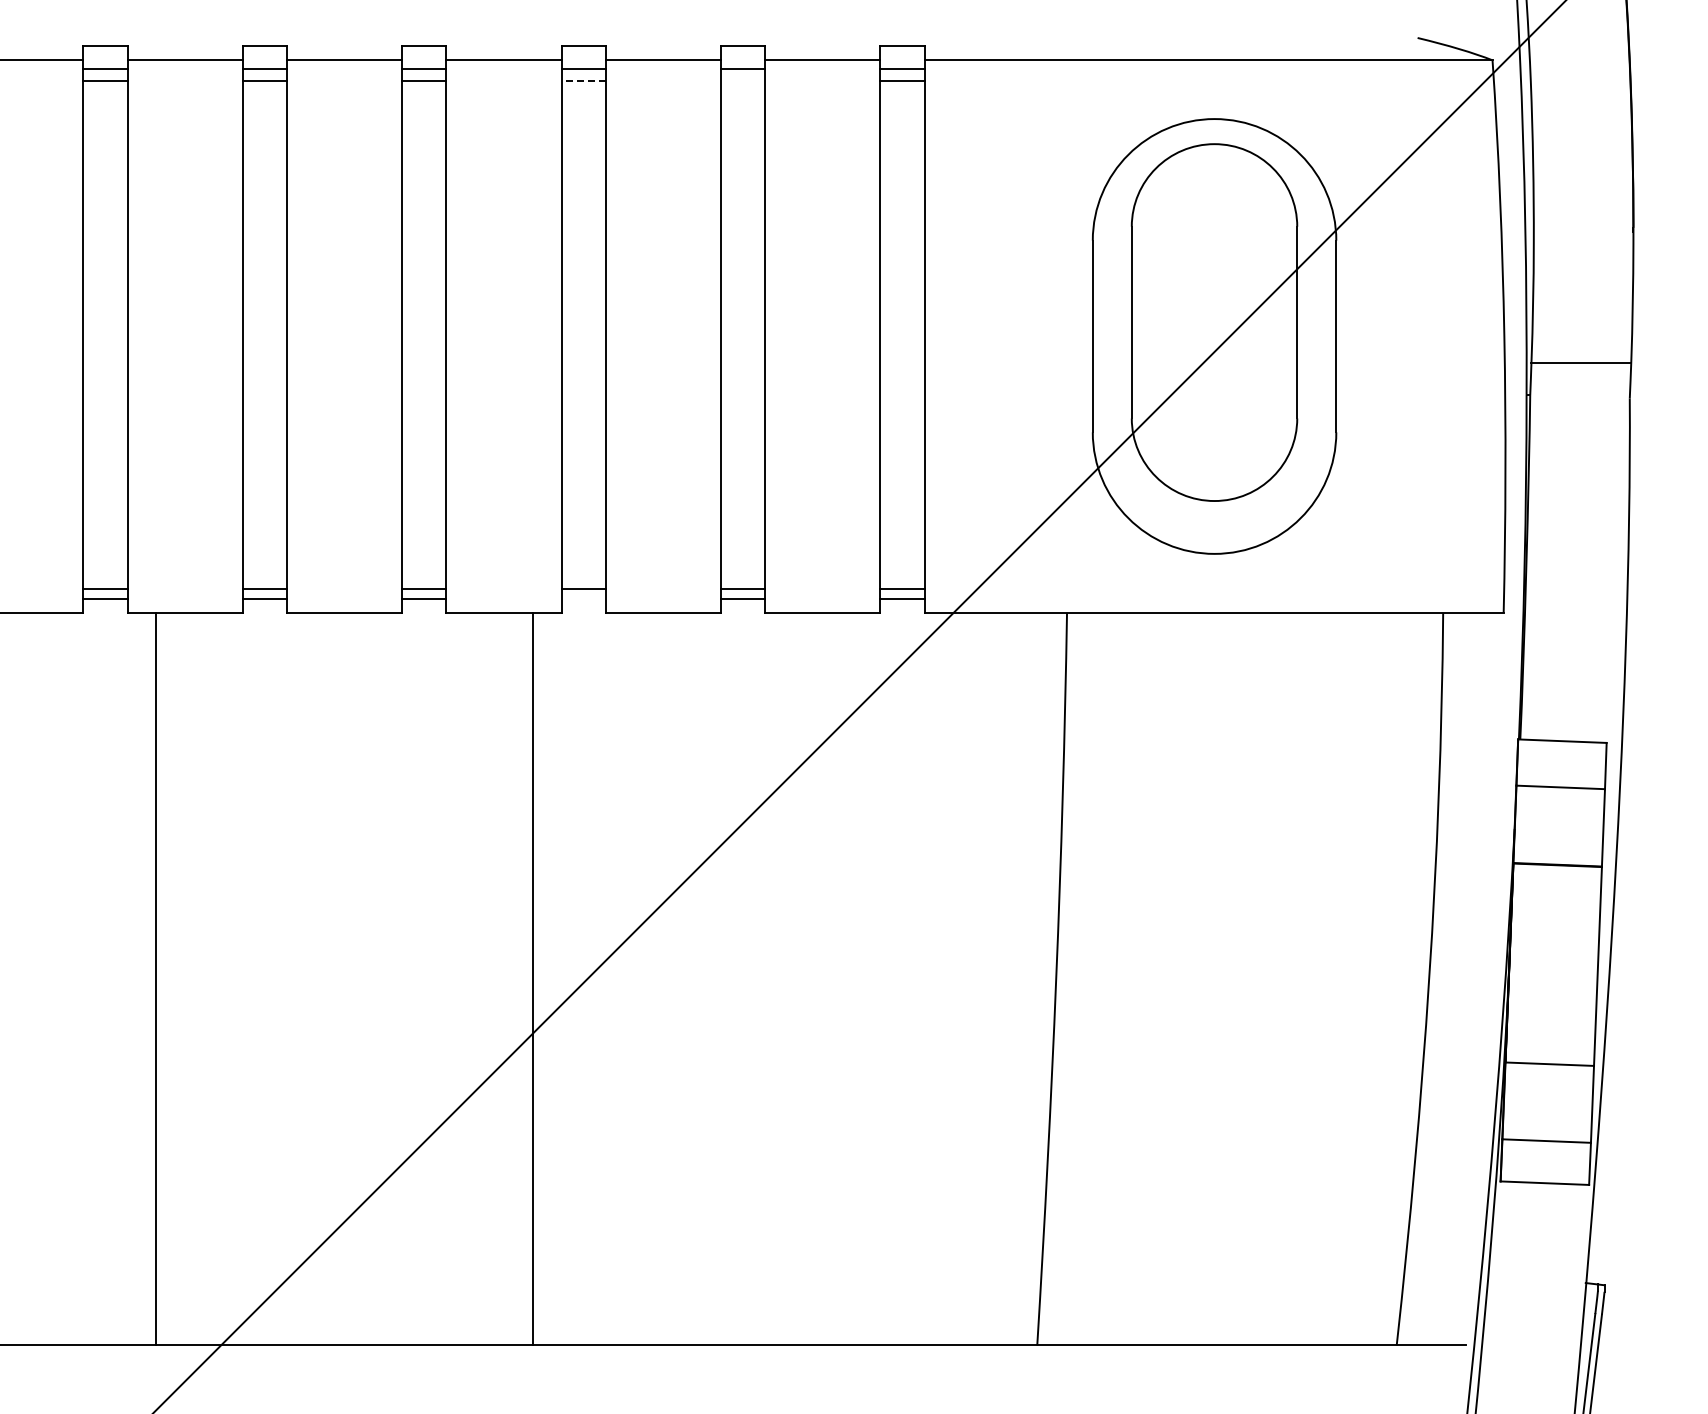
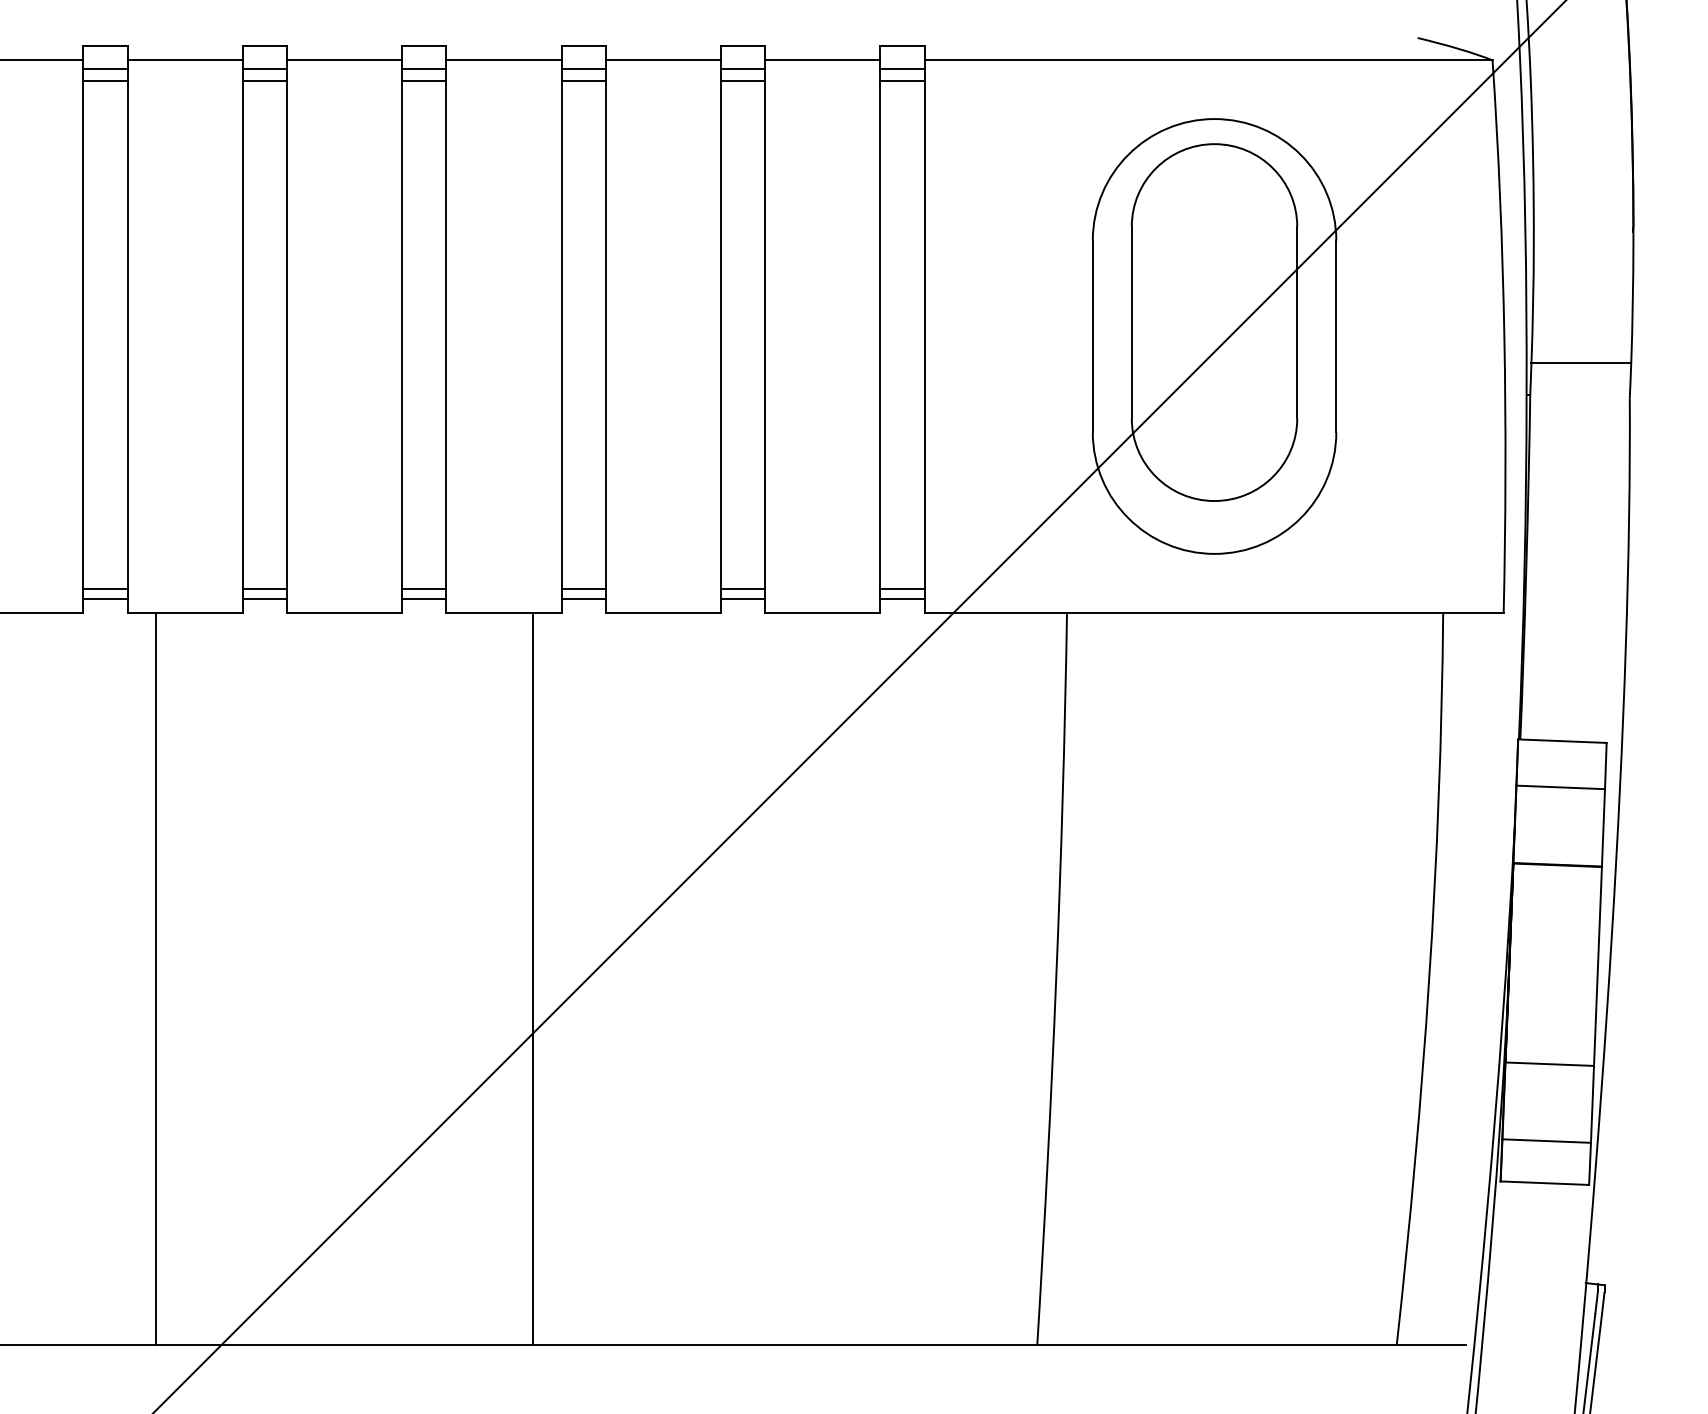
line: dashed -> solid (583, 81)
line: none -> present (742, 81)
line: none -> present (583, 598)
